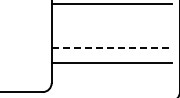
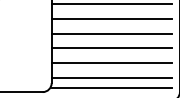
line: none -> present (111, 18)
line: none -> present (111, 33)
line: dashed -> solid (112, 48)
line: none -> present (111, 78)
line: none -> present (111, 87)
